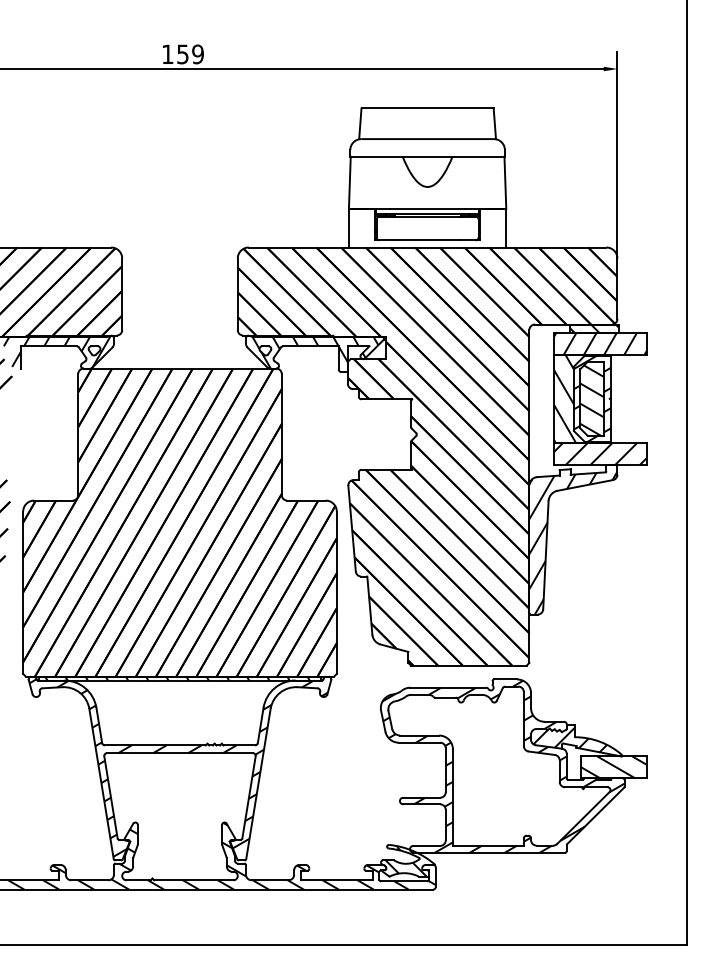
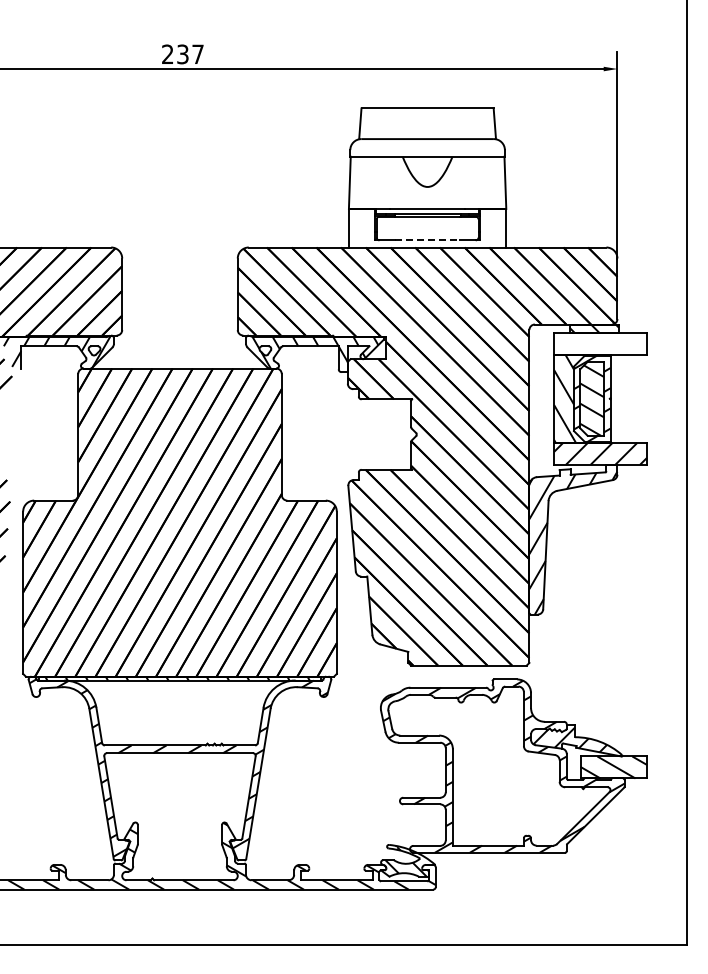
text: 159 -> 237 (182, 54)
line: solid -> dashed (428, 240)
hatch: present -> none (600, 343)
